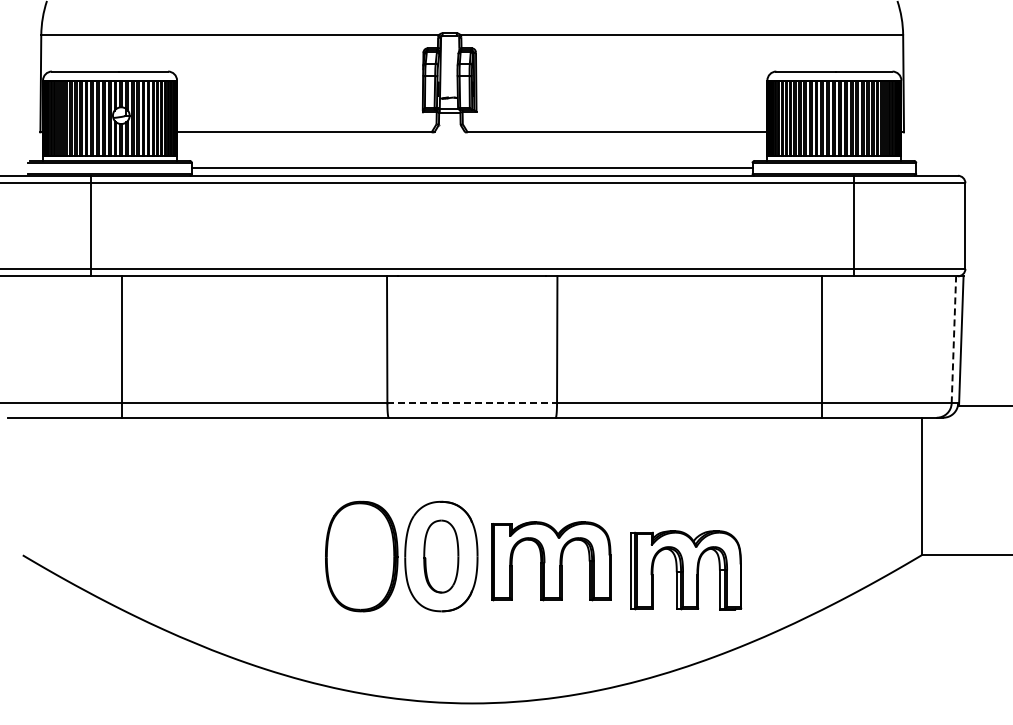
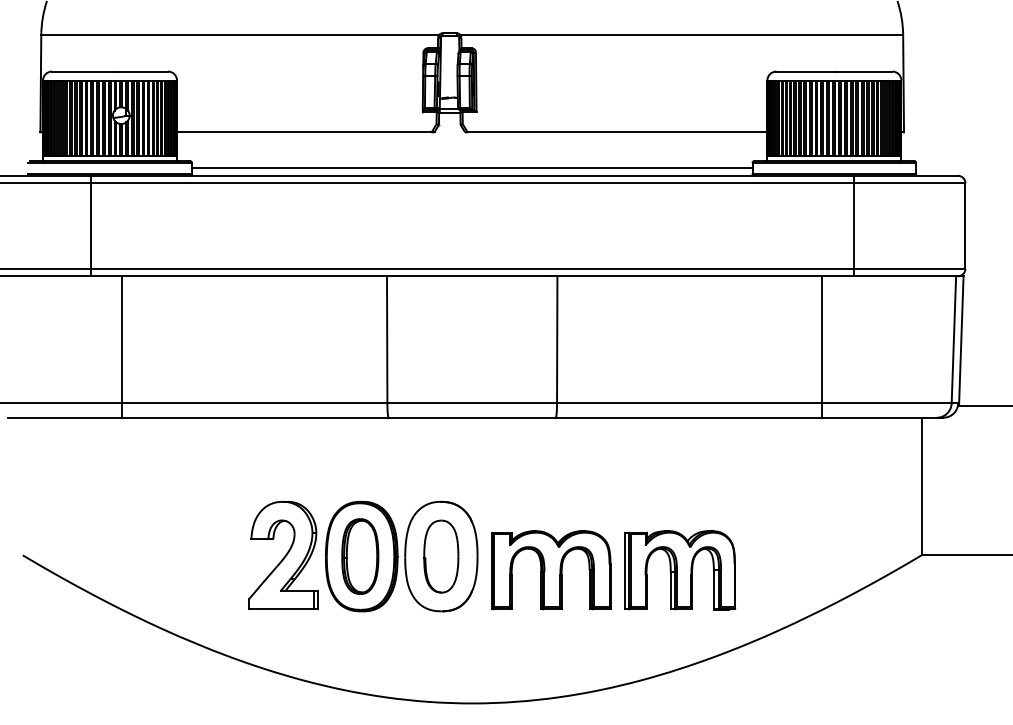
line: dashed -> solid (953, 339)
line: dashed -> solid (472, 403)
part: none -> present (283, 554)
part: none -> present (360, 556)
part position: (551, 561) -> (551, 570) (551, 570)
part position: (686, 570) -> (680, 570) (680, 570)
